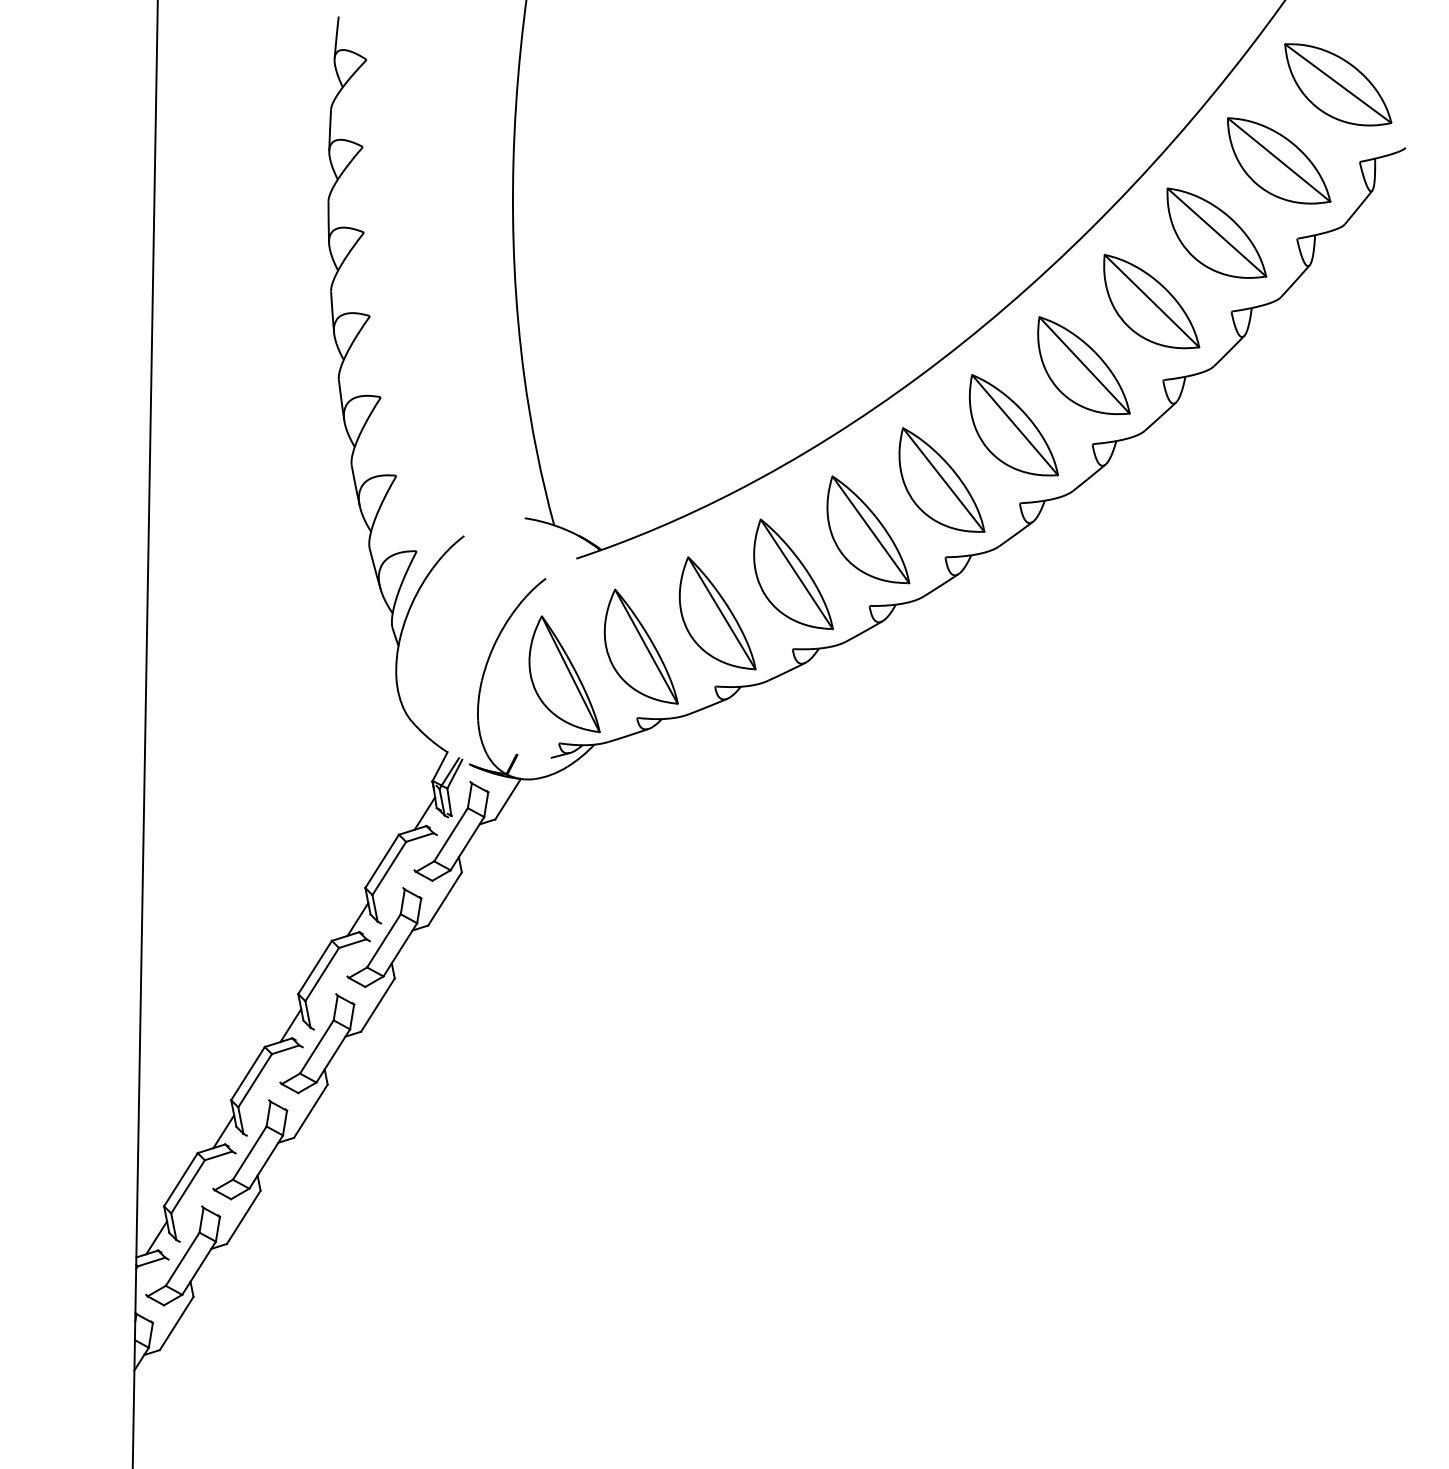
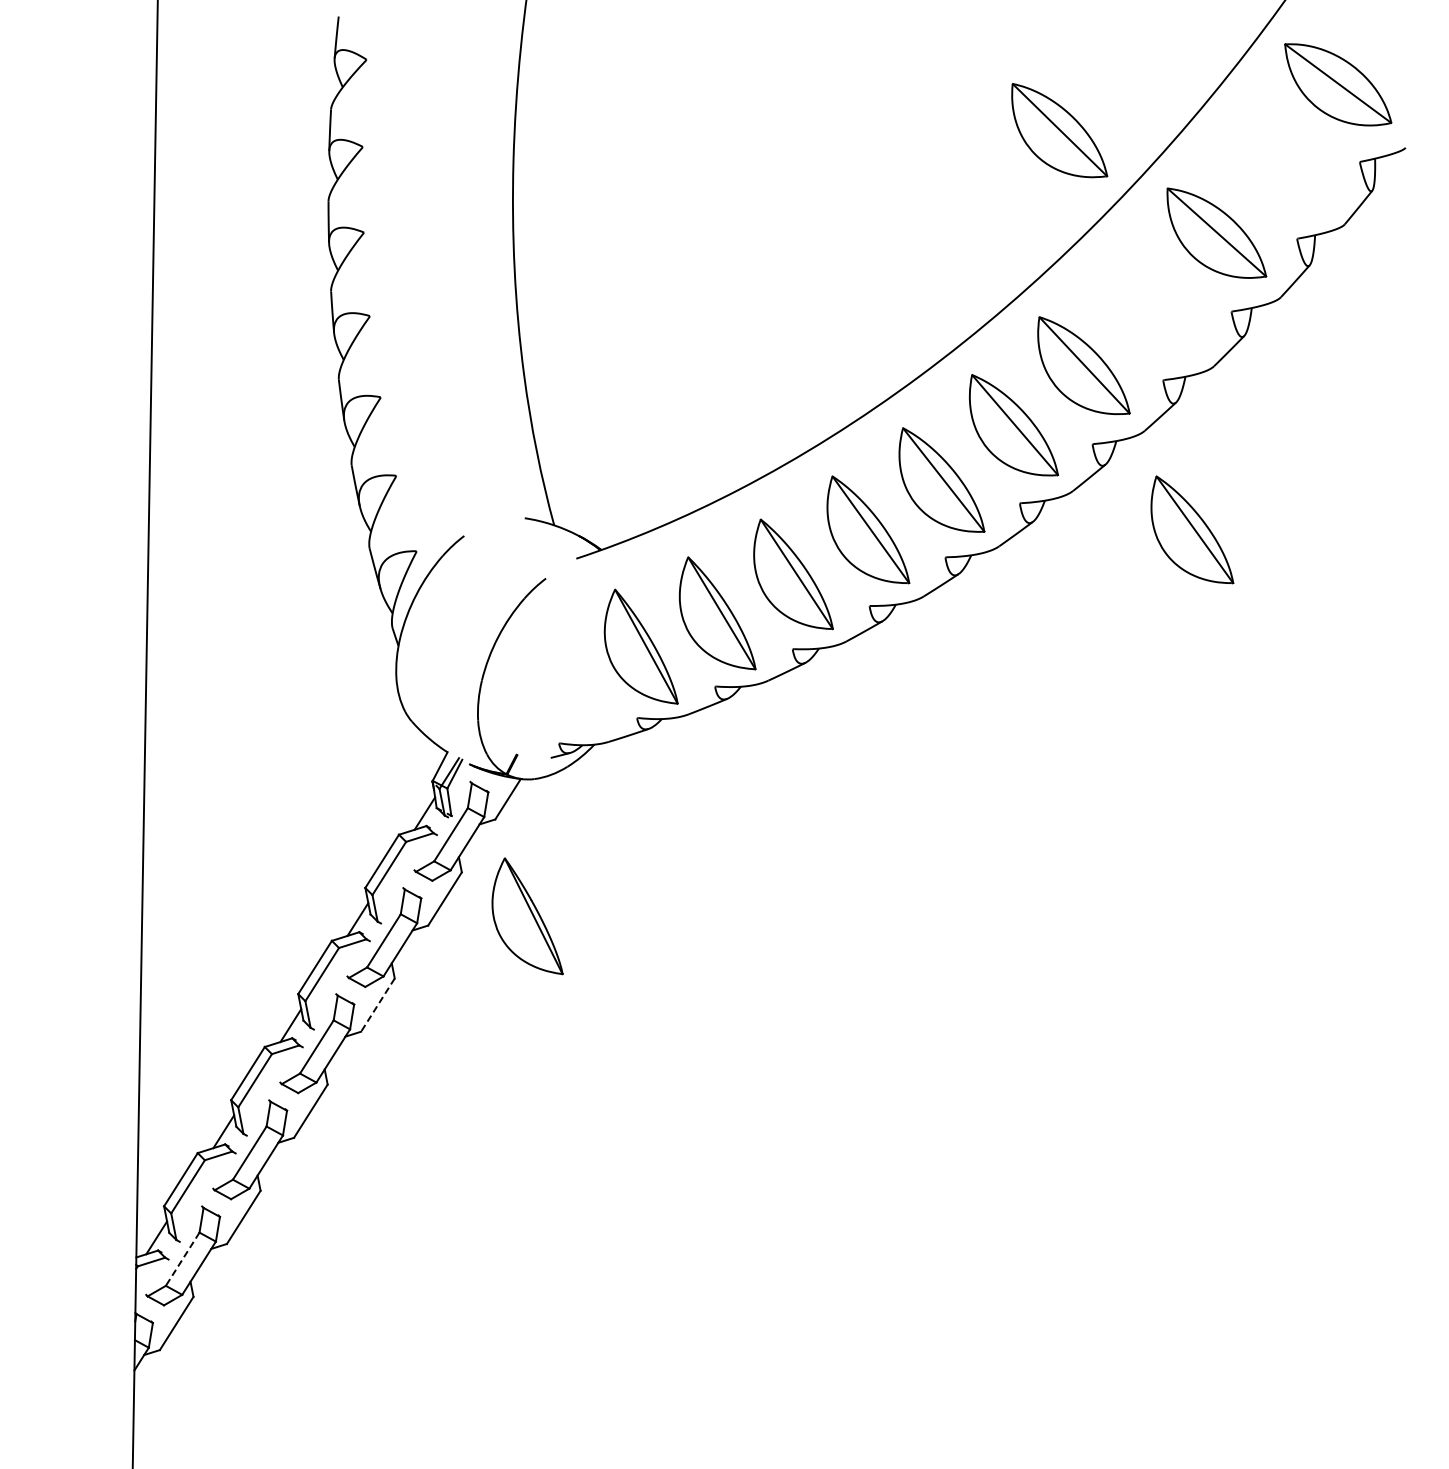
part: present -> none (1279, 160)
part position: (1151, 301) -> (1059, 130) (1059, 130)
part: none -> present (1192, 529)
part position: (564, 674) -> (527, 916) (527, 916)
line: solid -> dashed (377, 1005)
line: solid -> dashed (182, 1259)
